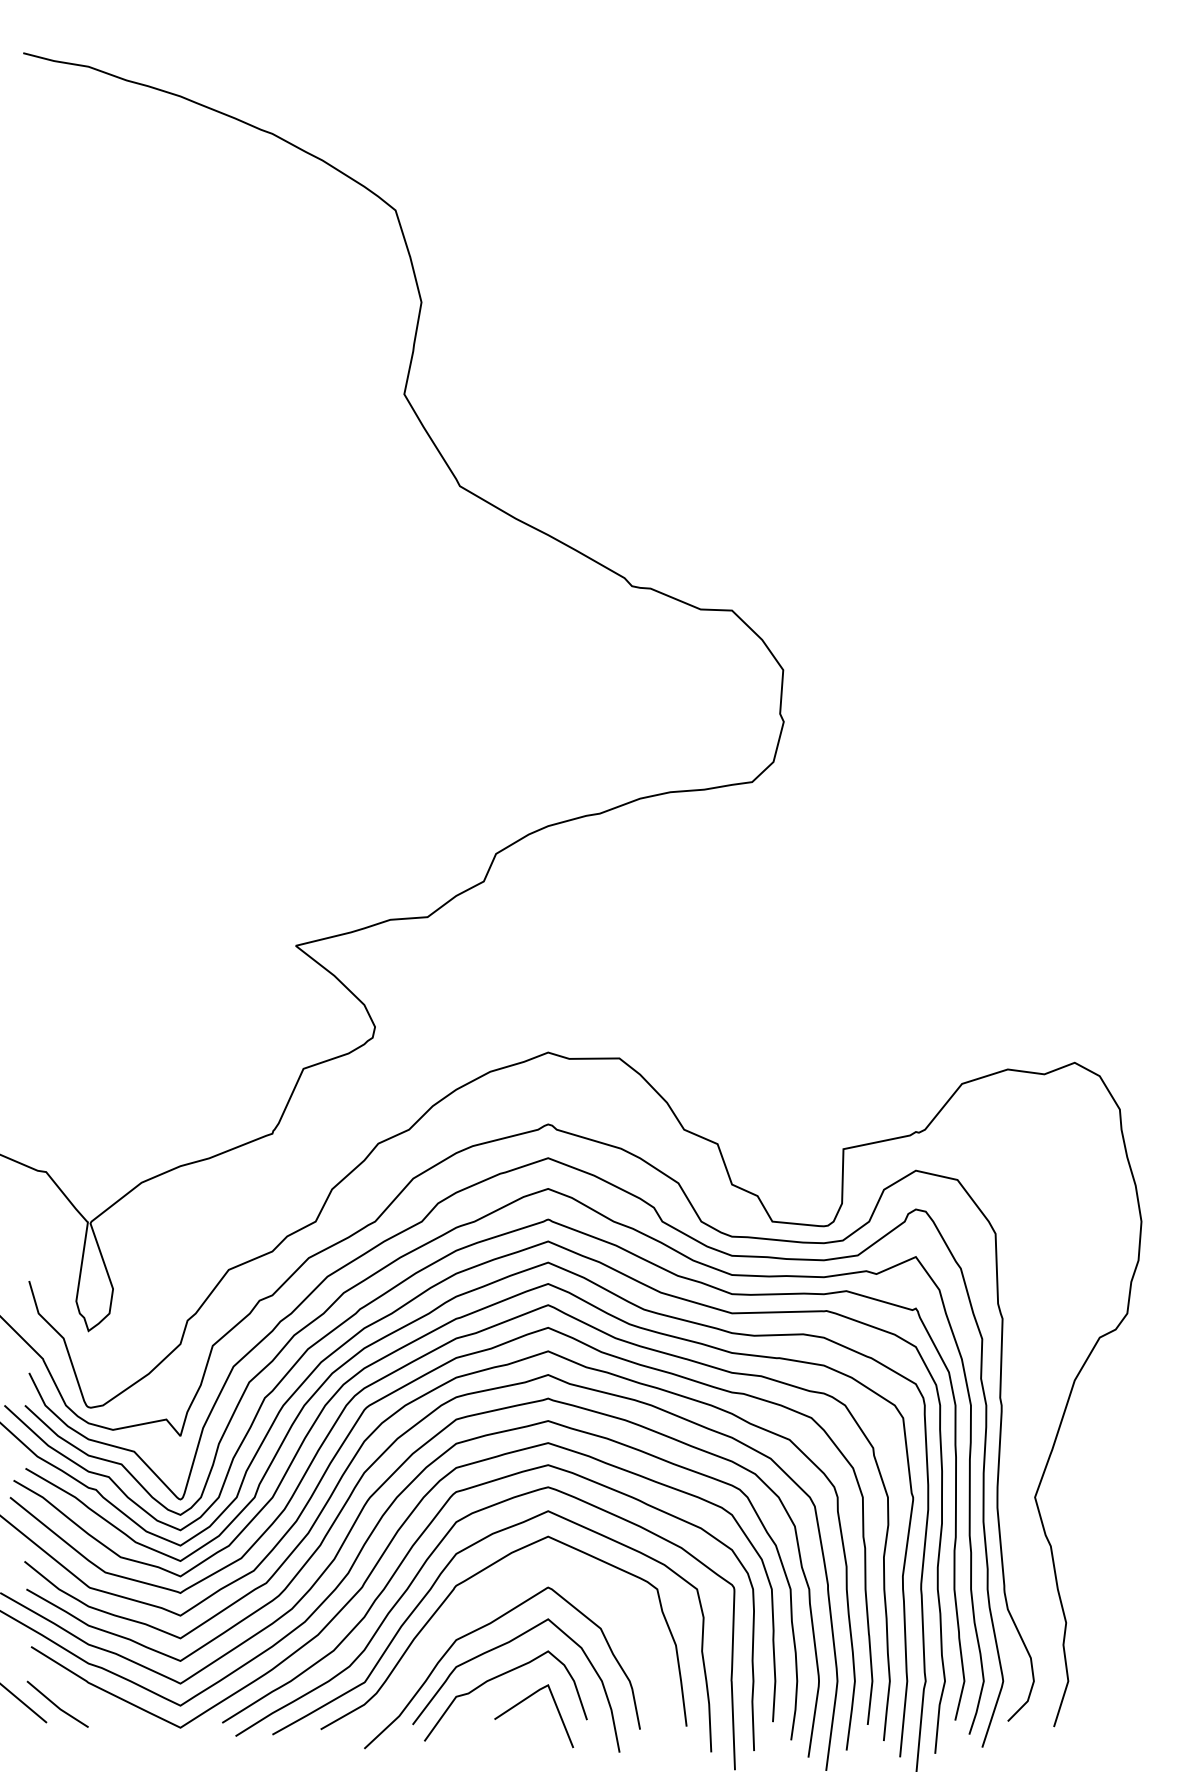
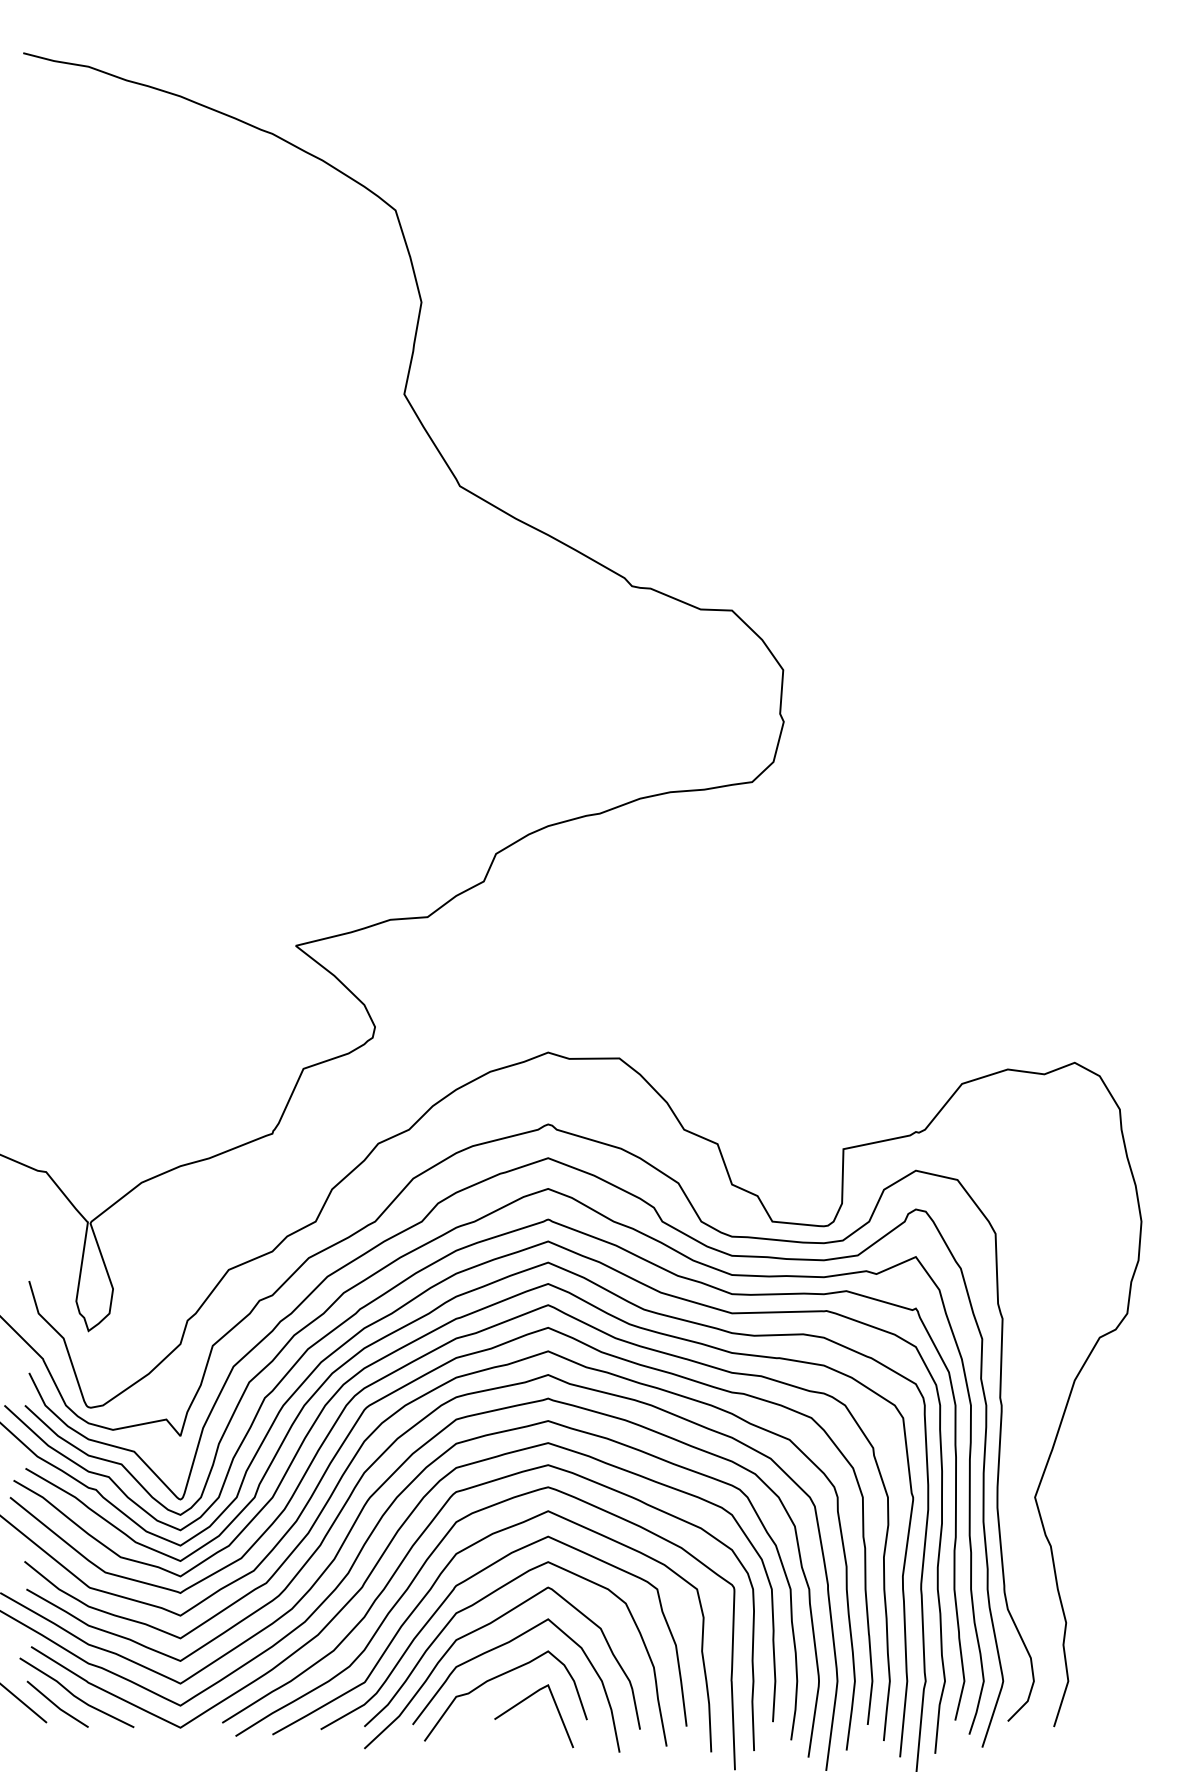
curve: none -> present (482, 1600)
line: none -> present (74, 1694)
